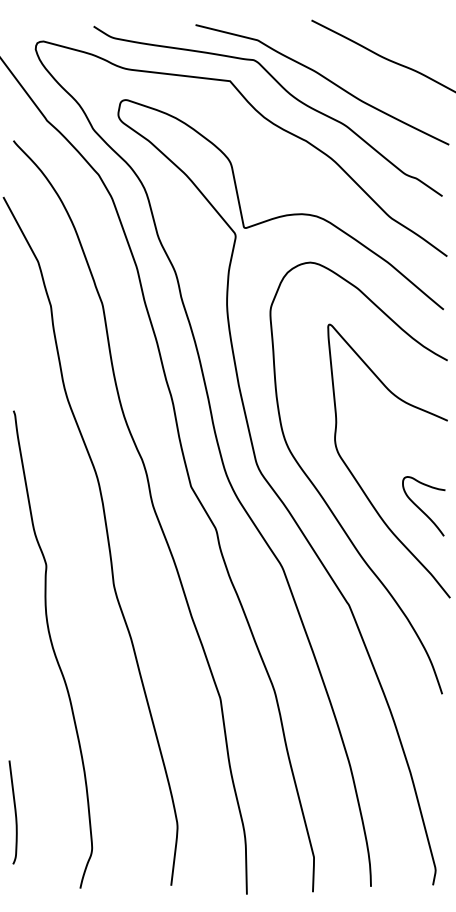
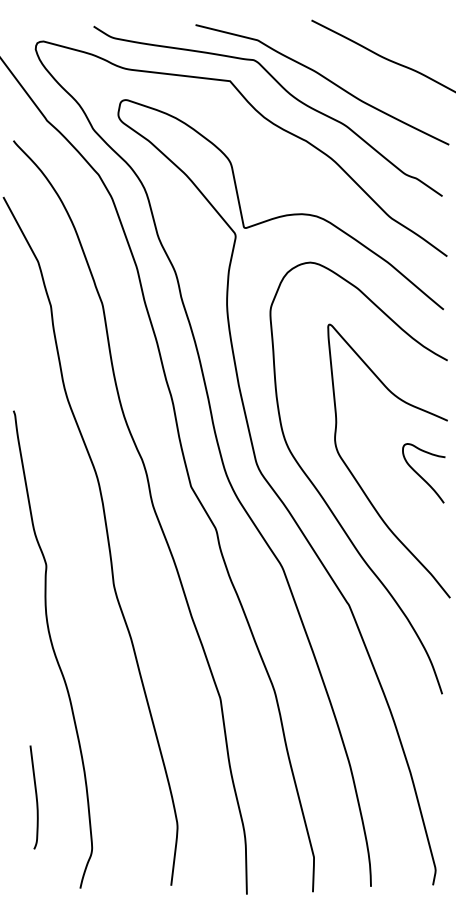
curve position: (420, 508) -> (420, 475) (420, 475)
curve position: (14, 812) -> (35, 797) (35, 797)
